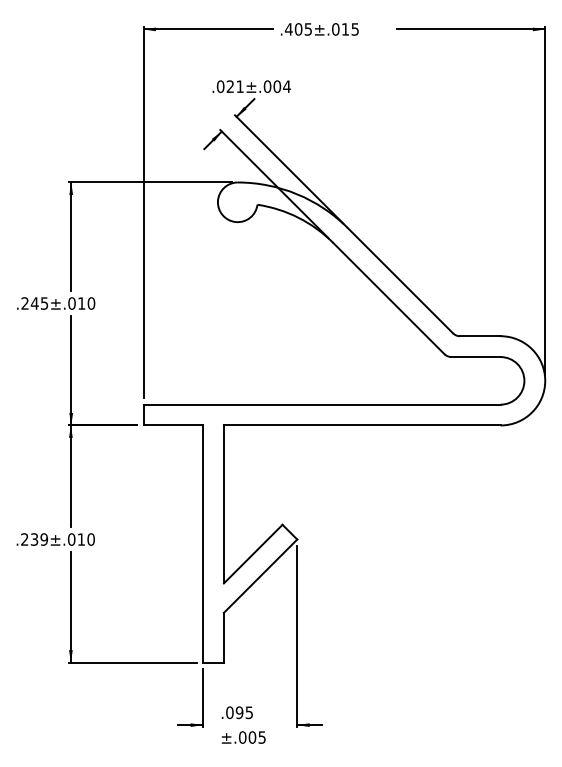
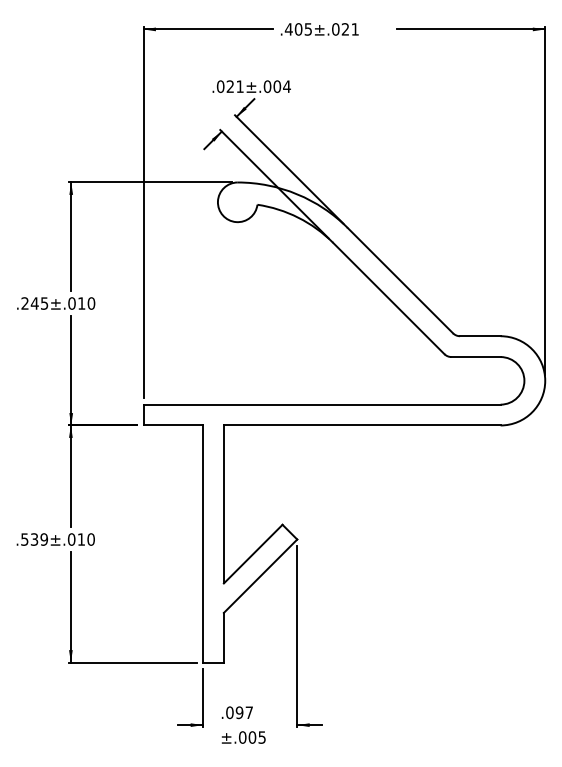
text: .405±.015 -> .405±.021 (349, 29)
text: .239±.010 -> .539±.010 (24, 539)
text: .095 -> .097 (248, 712)
